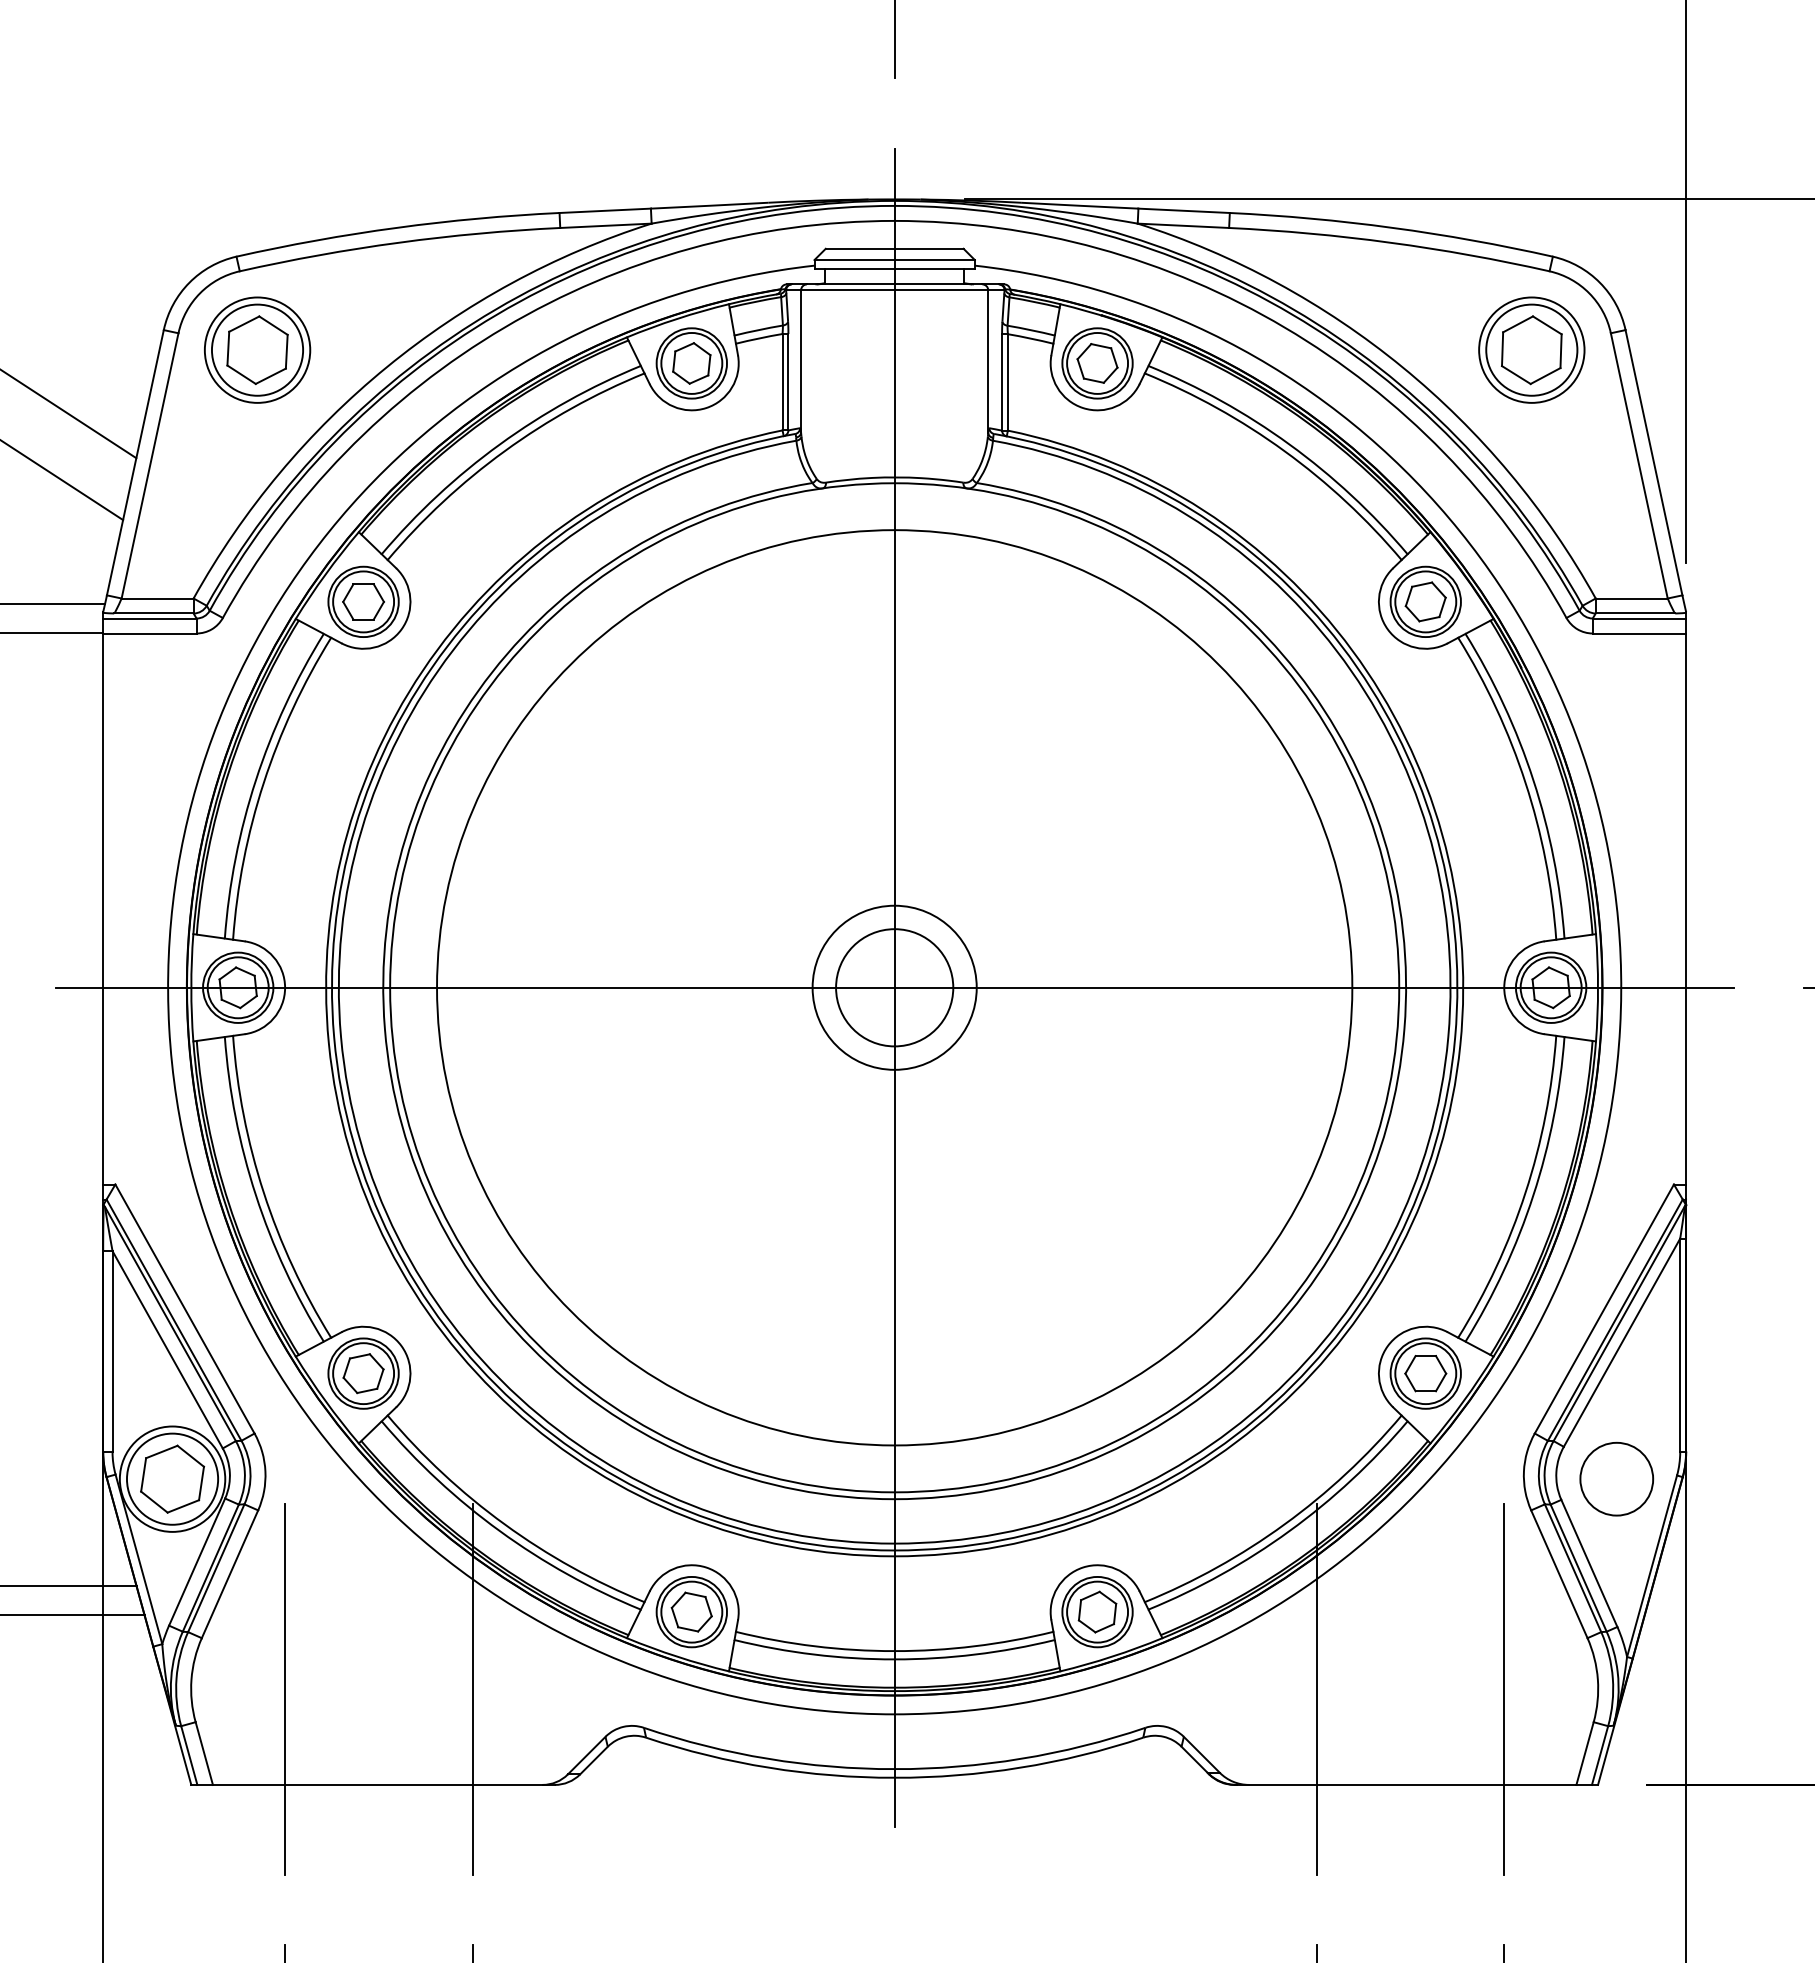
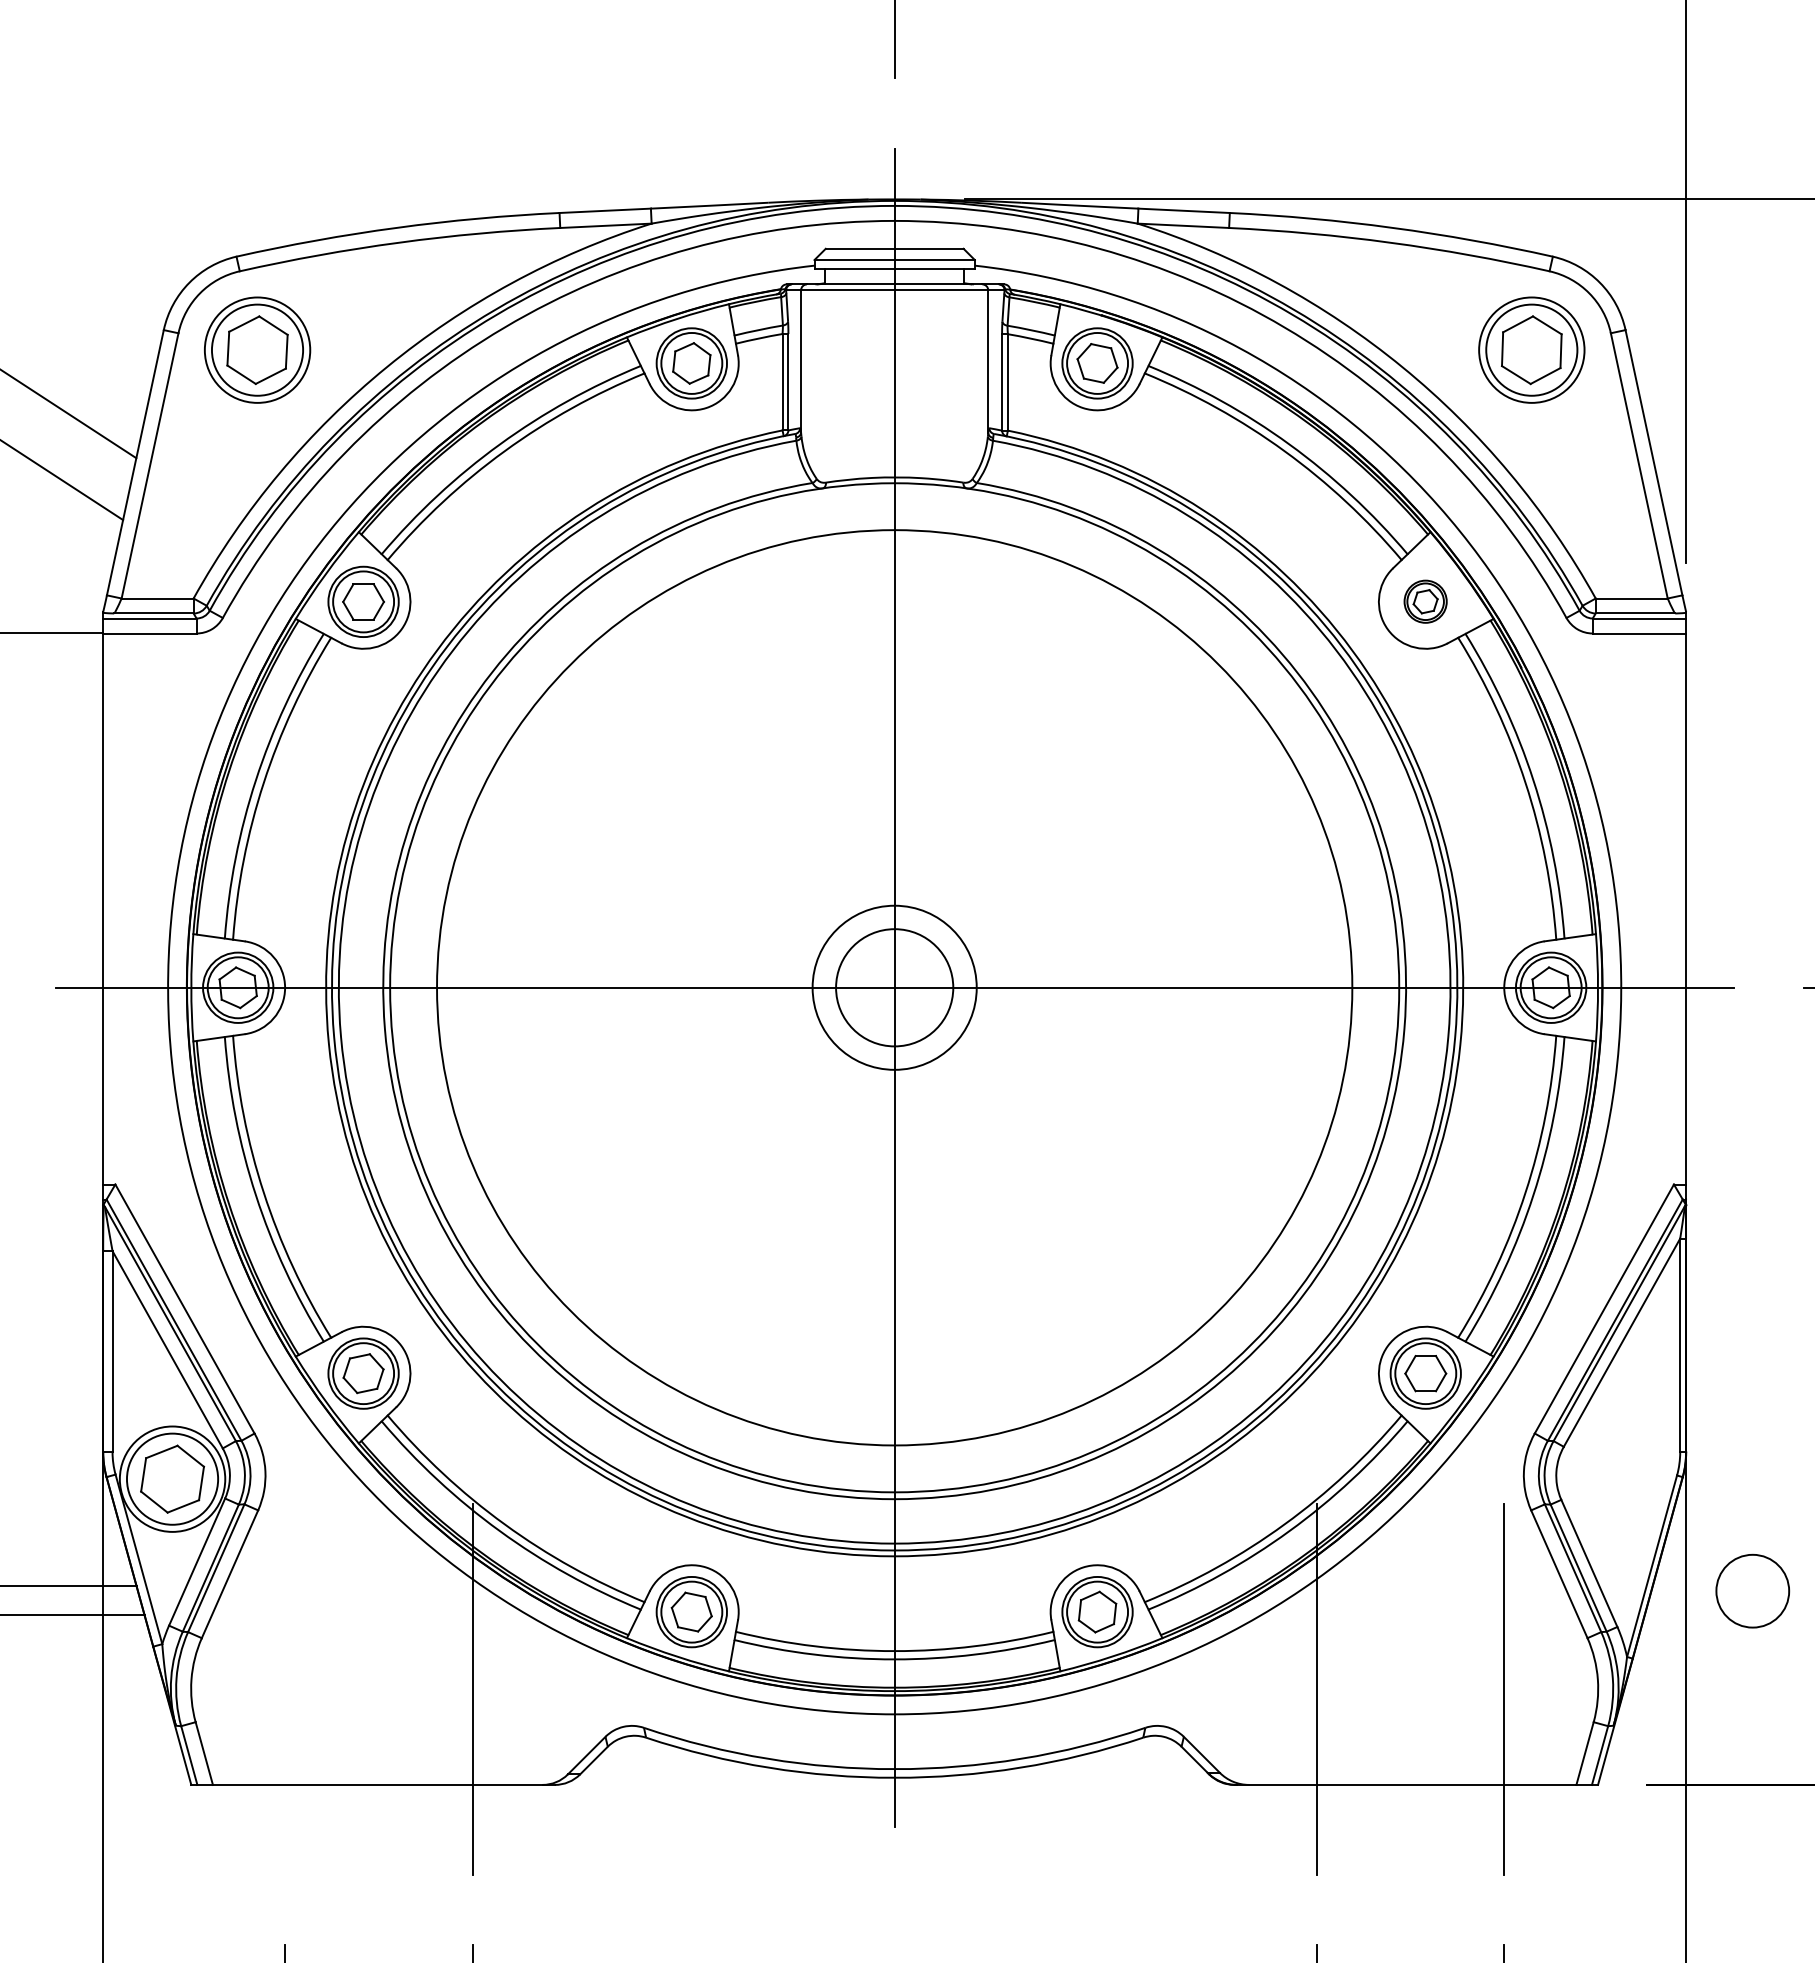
part size: 73x73 px -> 45x45 px (1425, 601)
line: present -> none (53, 603)
circle position: (1616, 1478) -> (1752, 1590) (1752, 1590)
line: present -> none (285, 1689)
